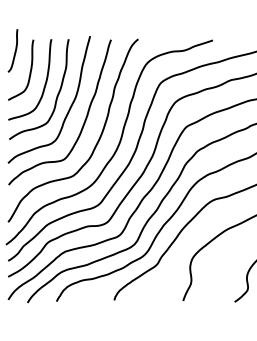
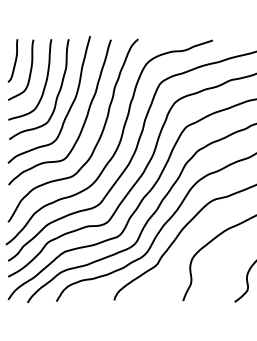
curve position: (14, 51) -> (14, 61) (14, 61)
